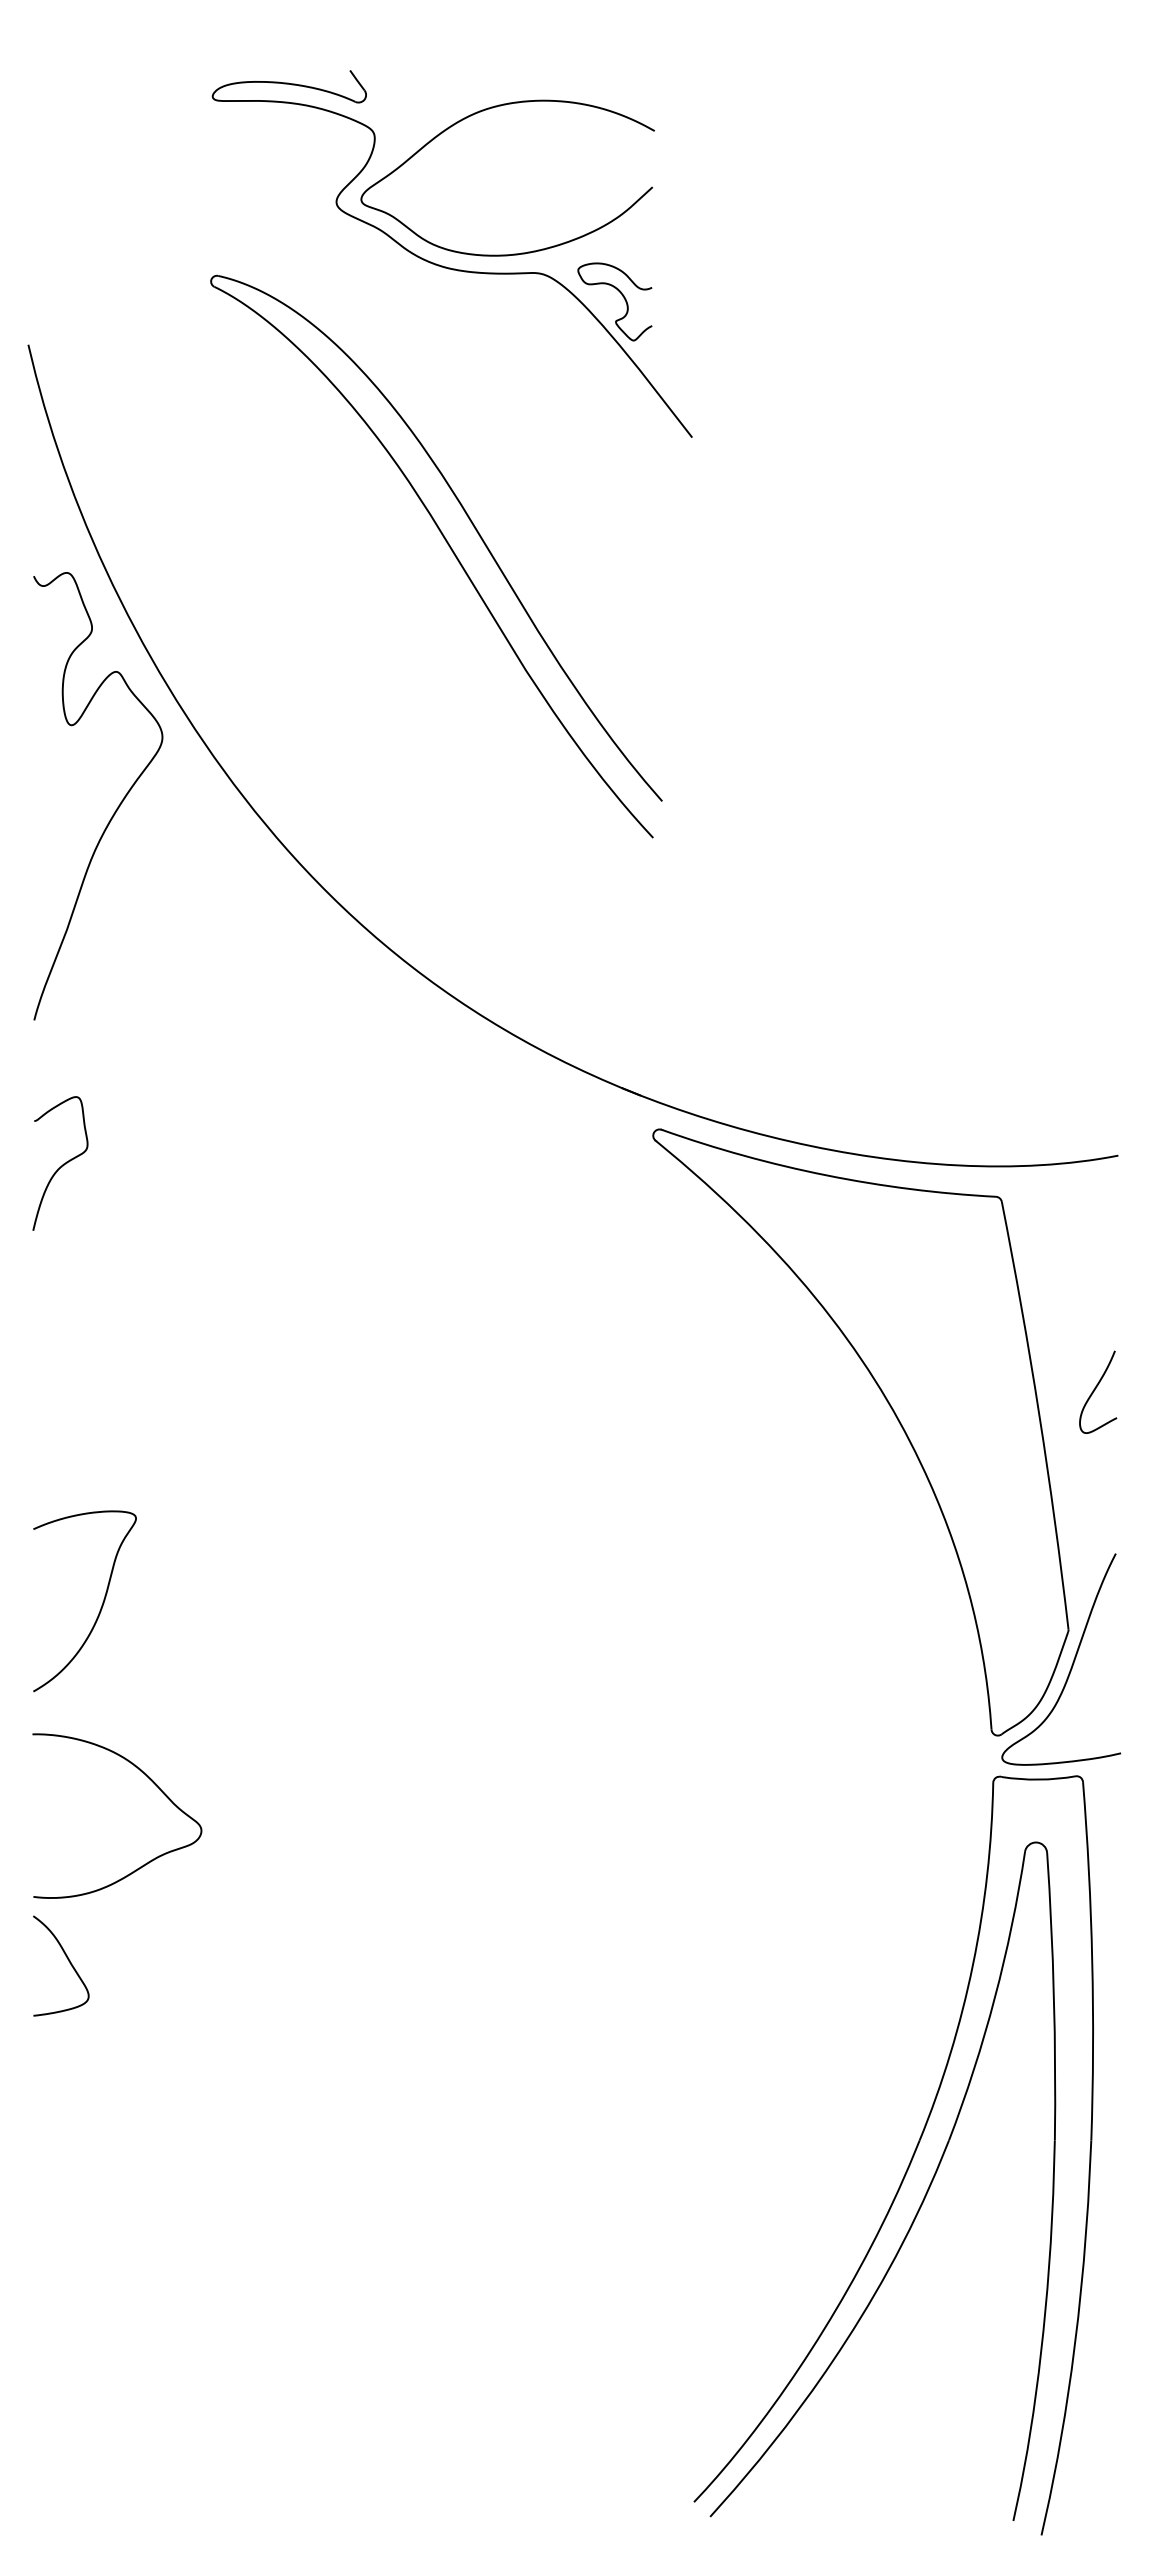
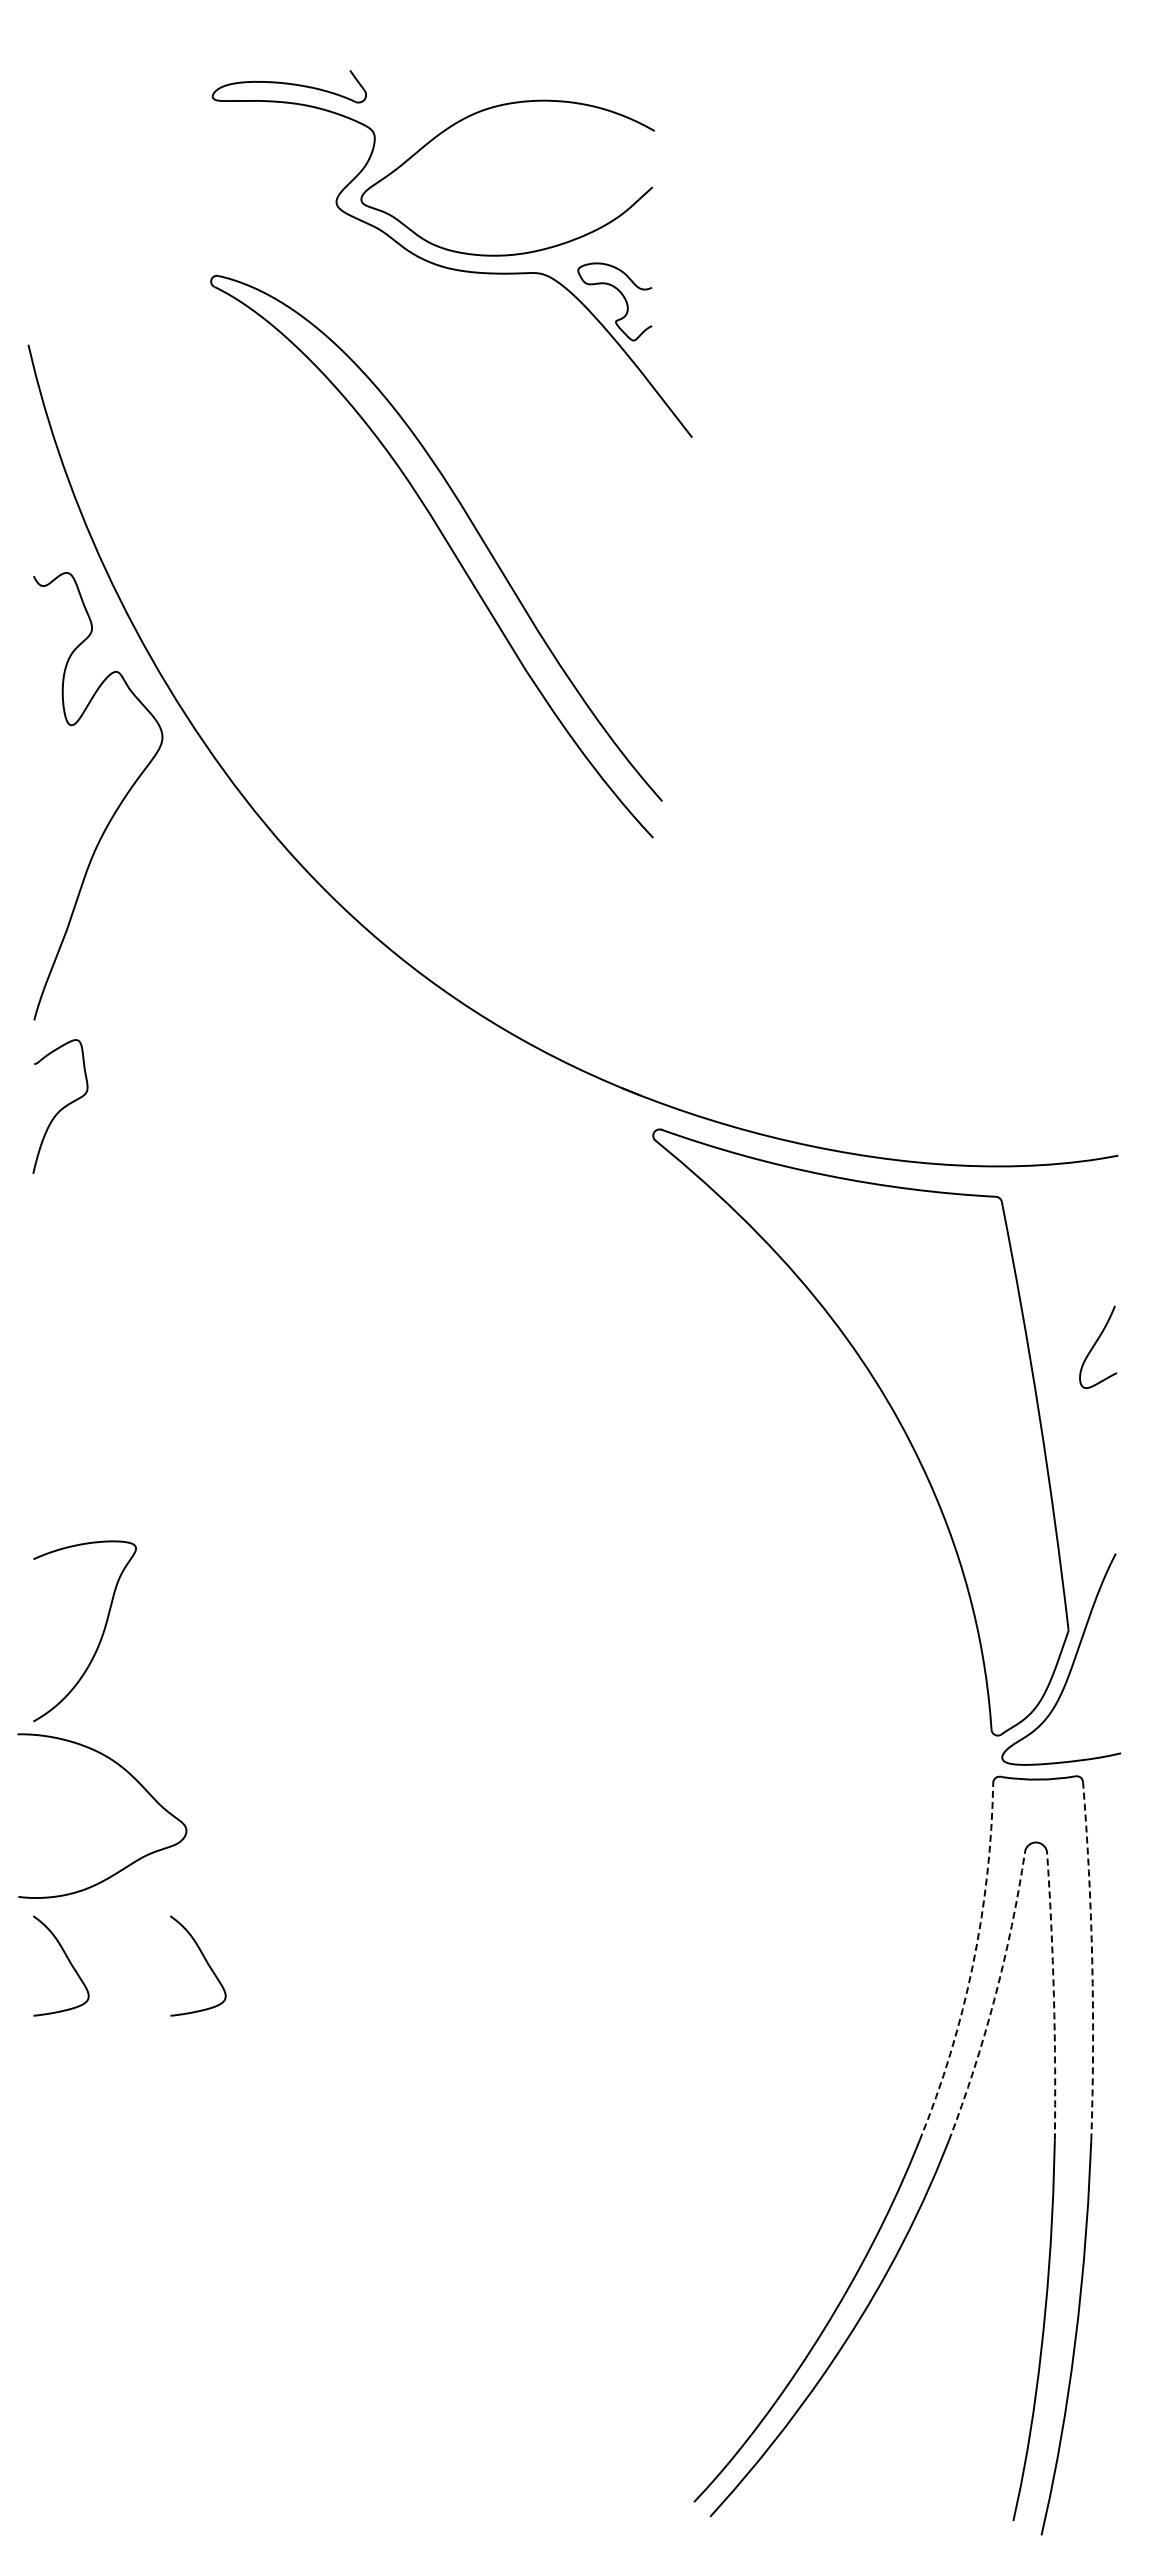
curve position: (62, 1164) -> (62, 1107) (62, 1107)
curve position: (1095, 1390) -> (1095, 1345) (1095, 1345)
curve position: (100, 1607) -> (100, 1637) (100, 1637)
curve position: (151, 1781) -> (136, 1781) (136, 1781)
curve: none -> present (205, 1961)
arc: solid -> dashed (1092, 1961)
arc: solid -> dashed (972, 1965)
arc: solid -> dashed (1053, 1996)
arc: solid -> dashed (994, 1998)
